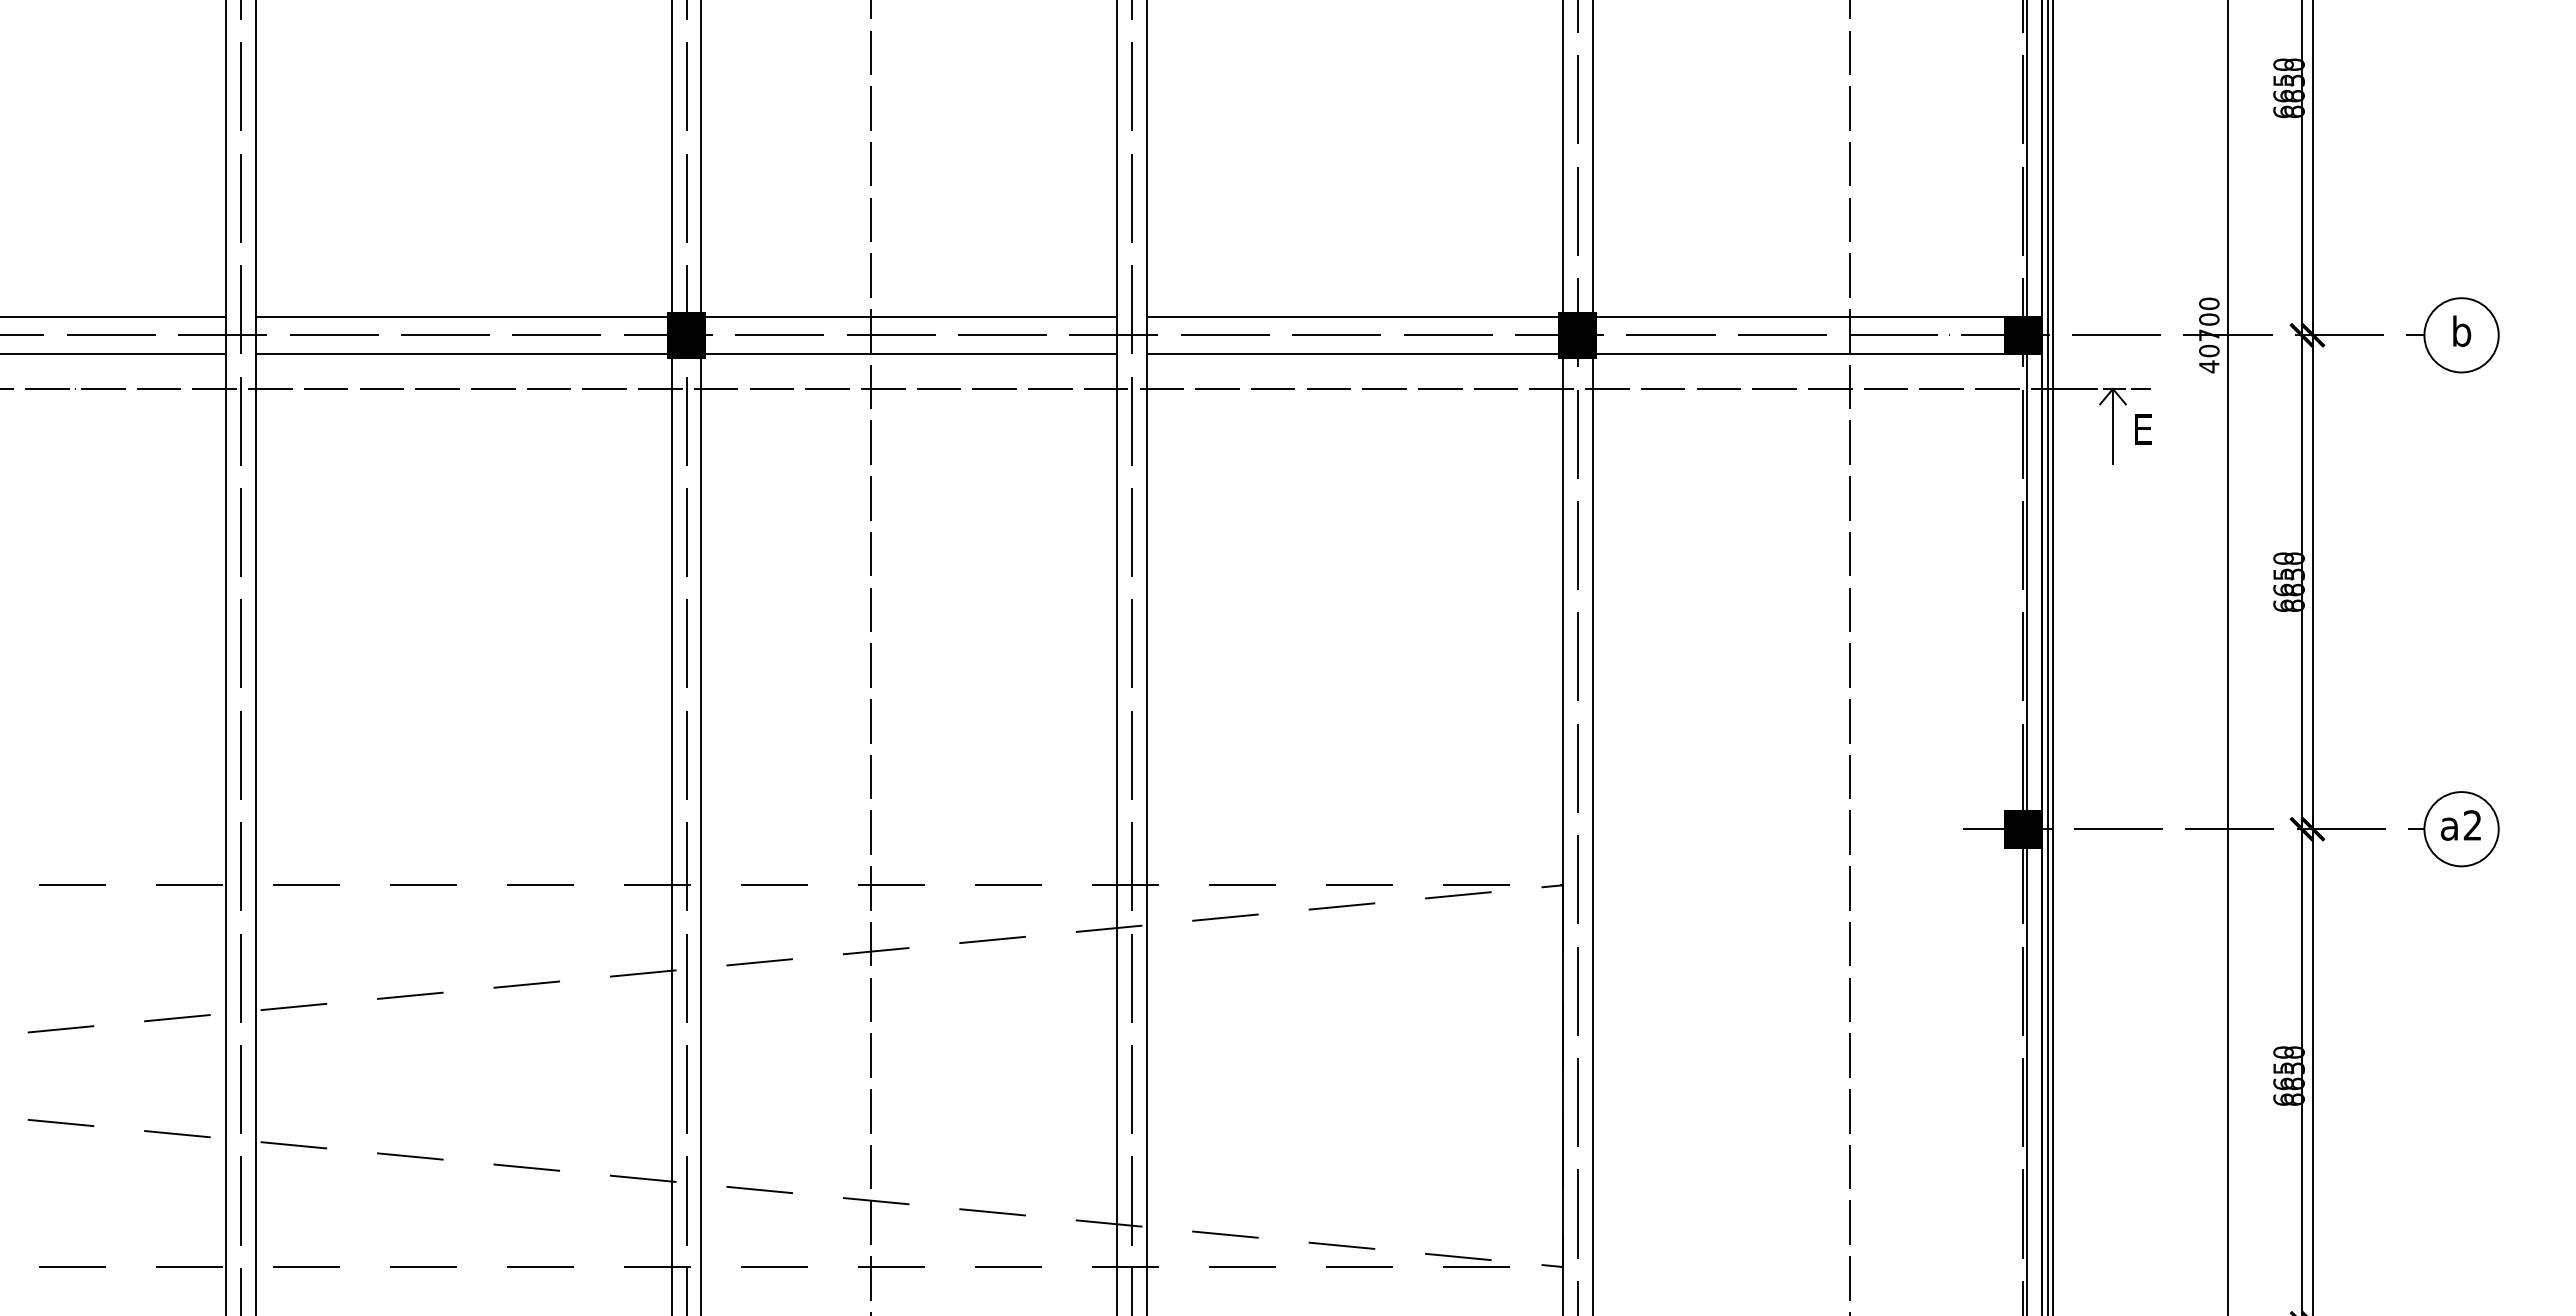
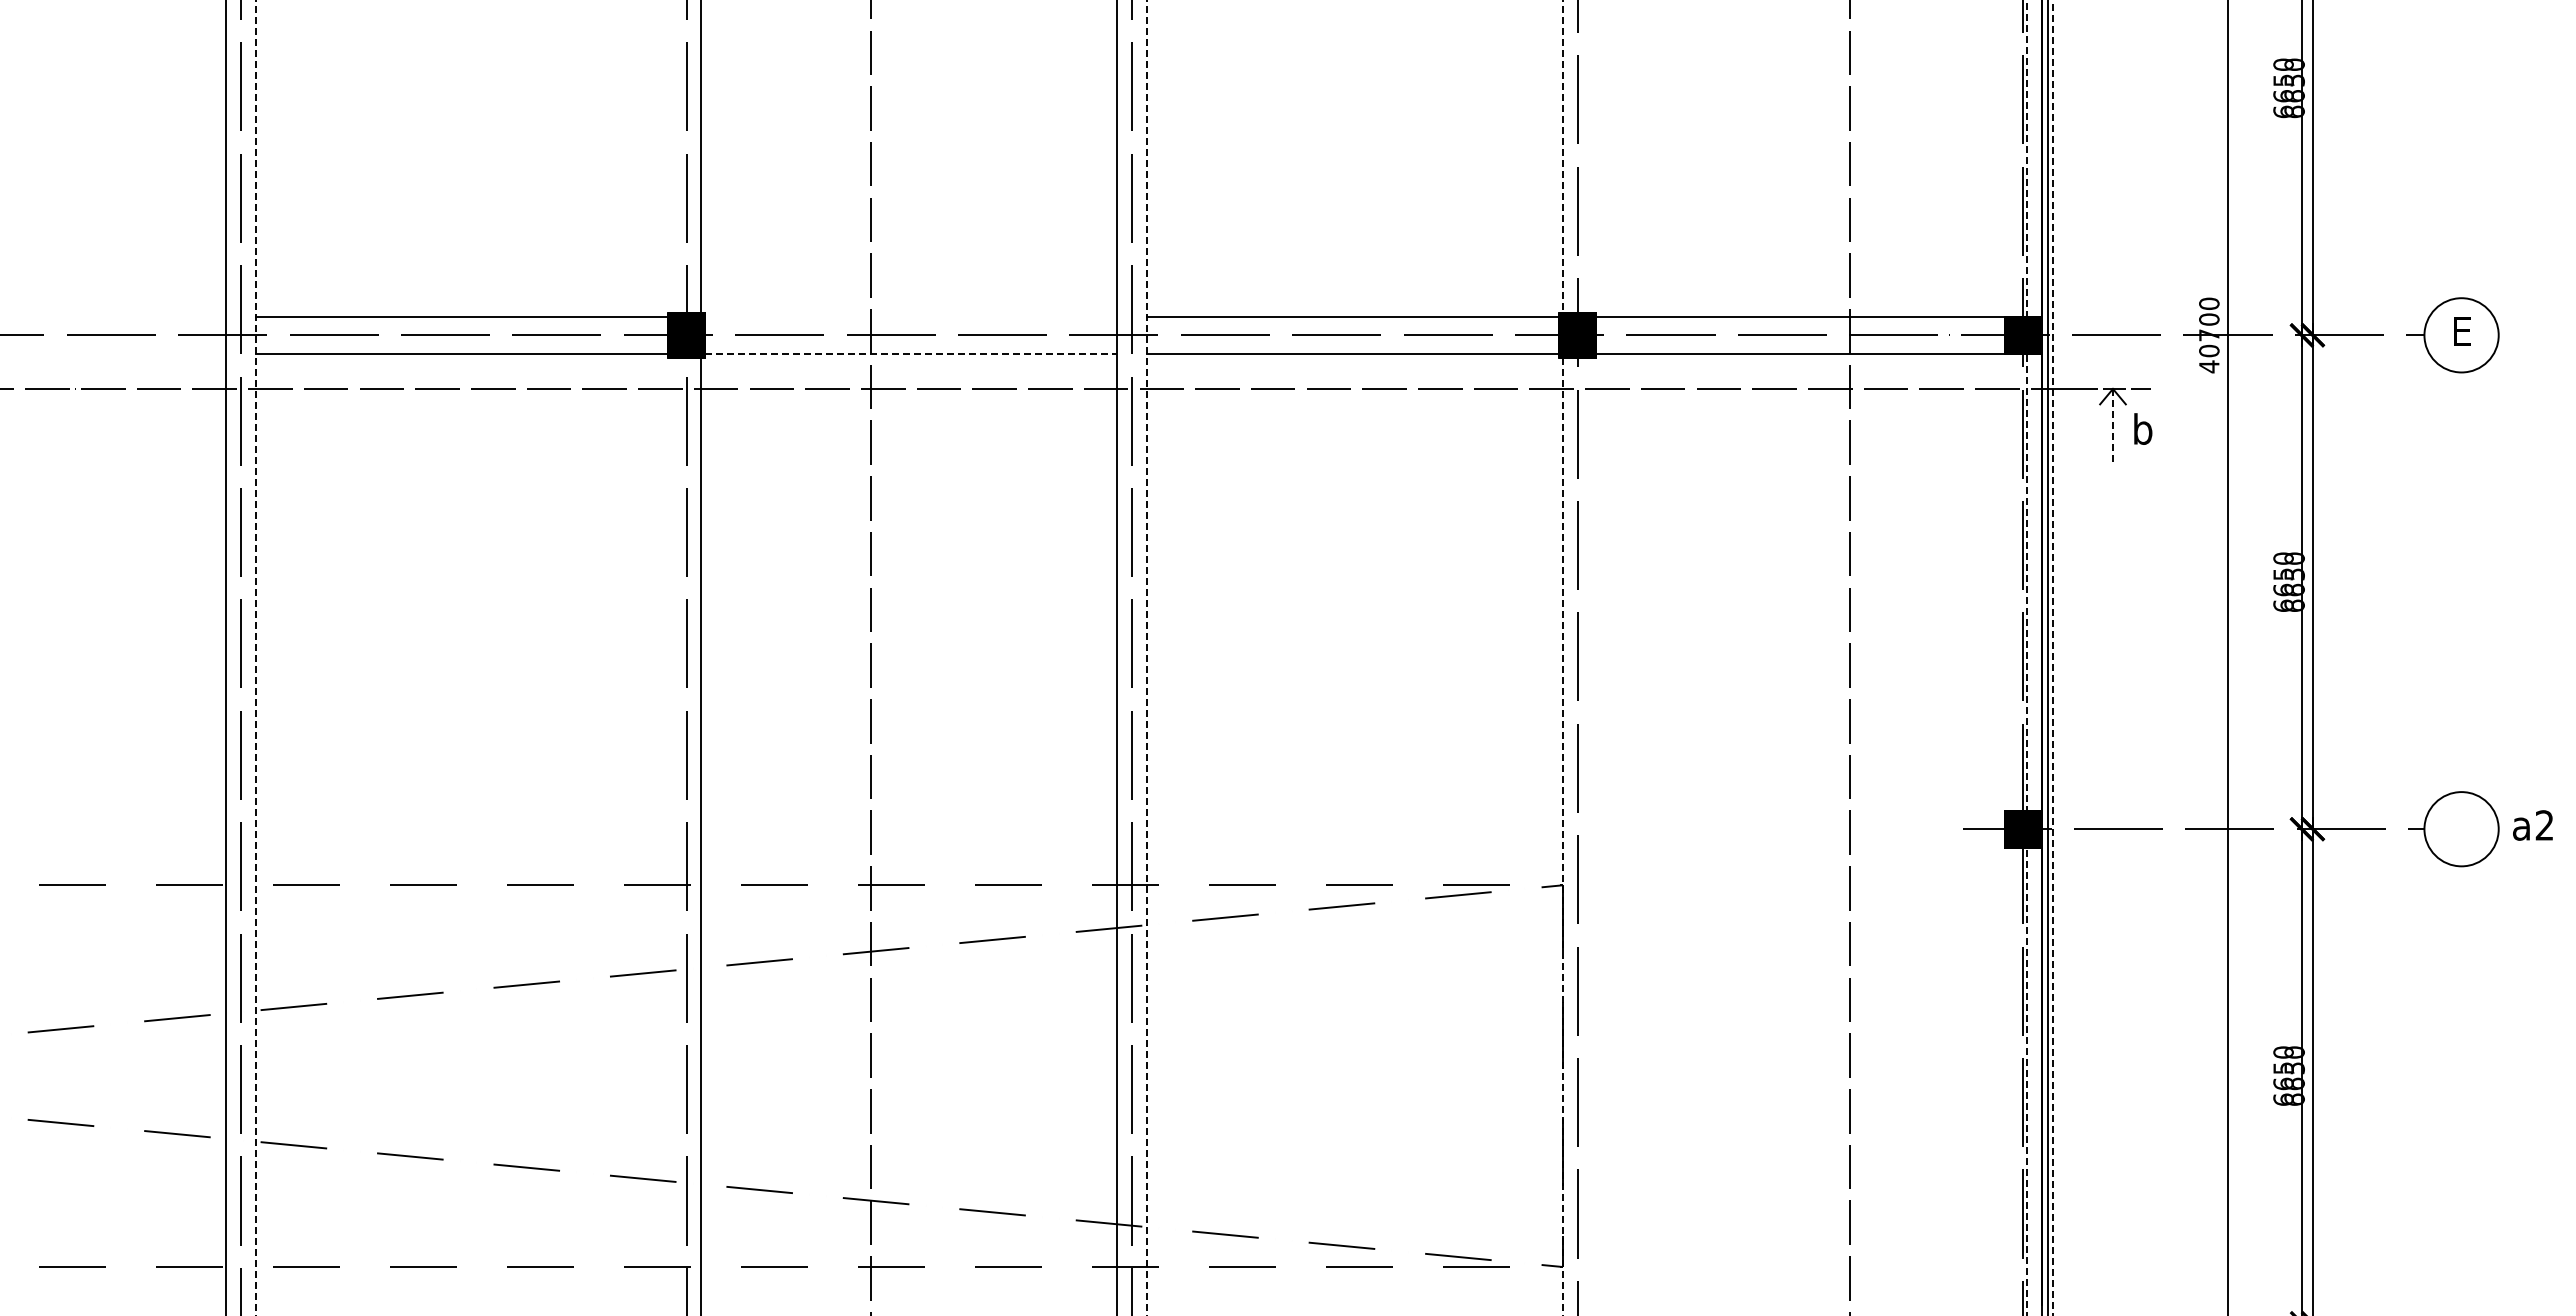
line: present -> none (114, 316)
line: present -> none (911, 316)
text: b -> E (2462, 330)
line: present -> none (114, 353)
line: solid -> dashed (911, 353)
line: solid -> dashed (2112, 426)
text: E -> b (2143, 428)
line: solid -> dashed (255, 657)
line: present -> none (671, 657)
line: solid -> dashed (1147, 657)
line: solid -> dashed (1562, 657)
line: present -> none (1592, 657)
line: solid -> dashed (2027, 657)
line: solid -> dashed (2053, 658)
text position: (2460, 825) -> (2532, 825) (2532, 825)
